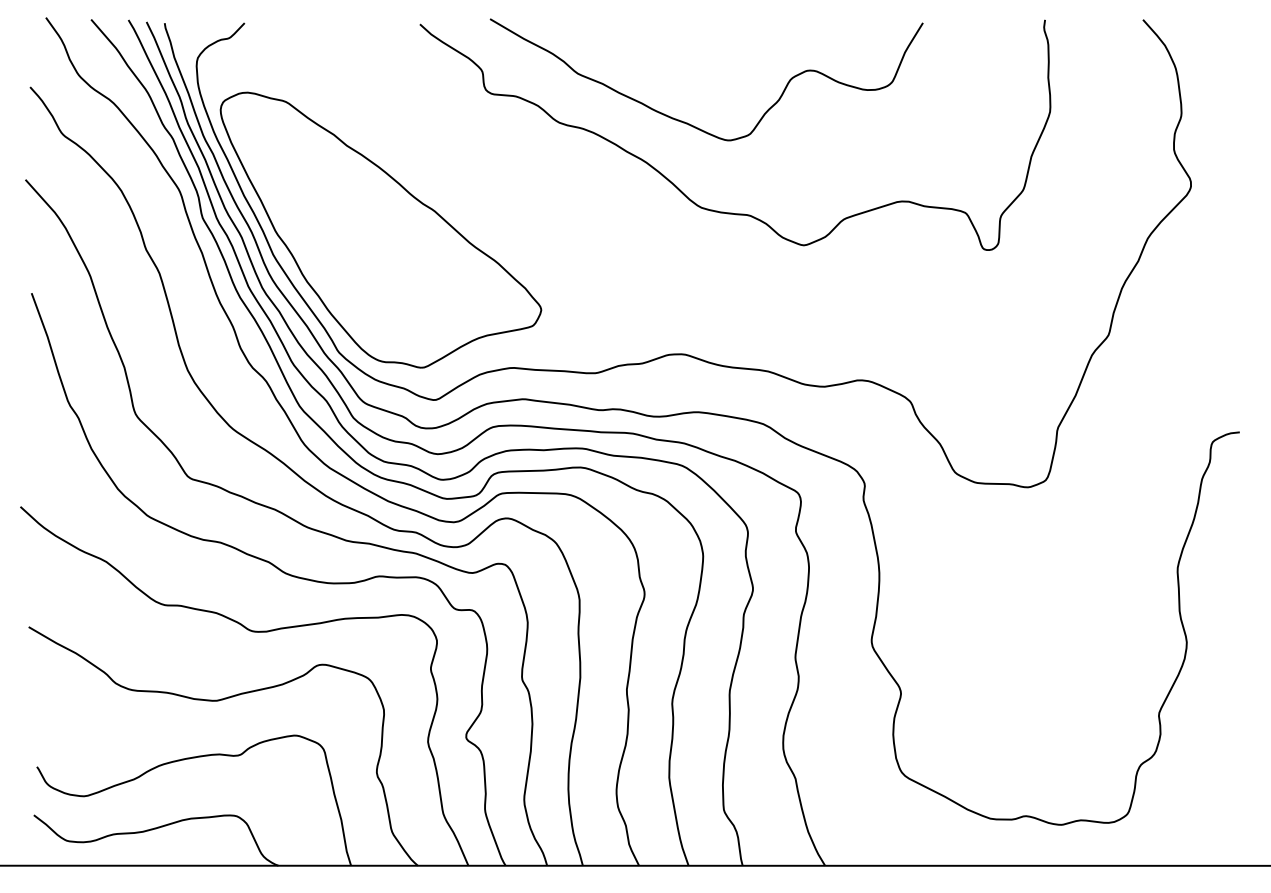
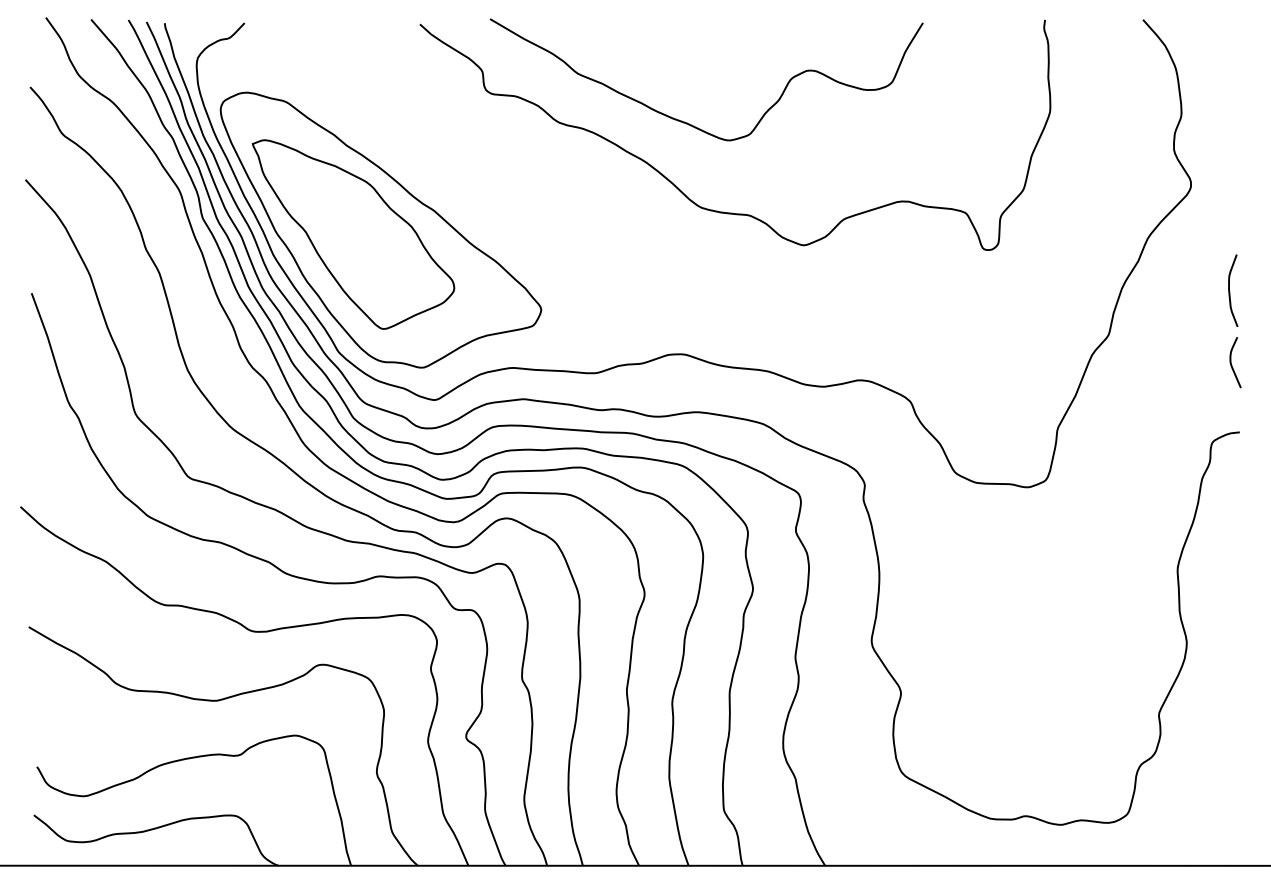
part: none -> present (353, 234)
curve: none -> present (1230, 291)
curve: none -> present (1231, 362)
